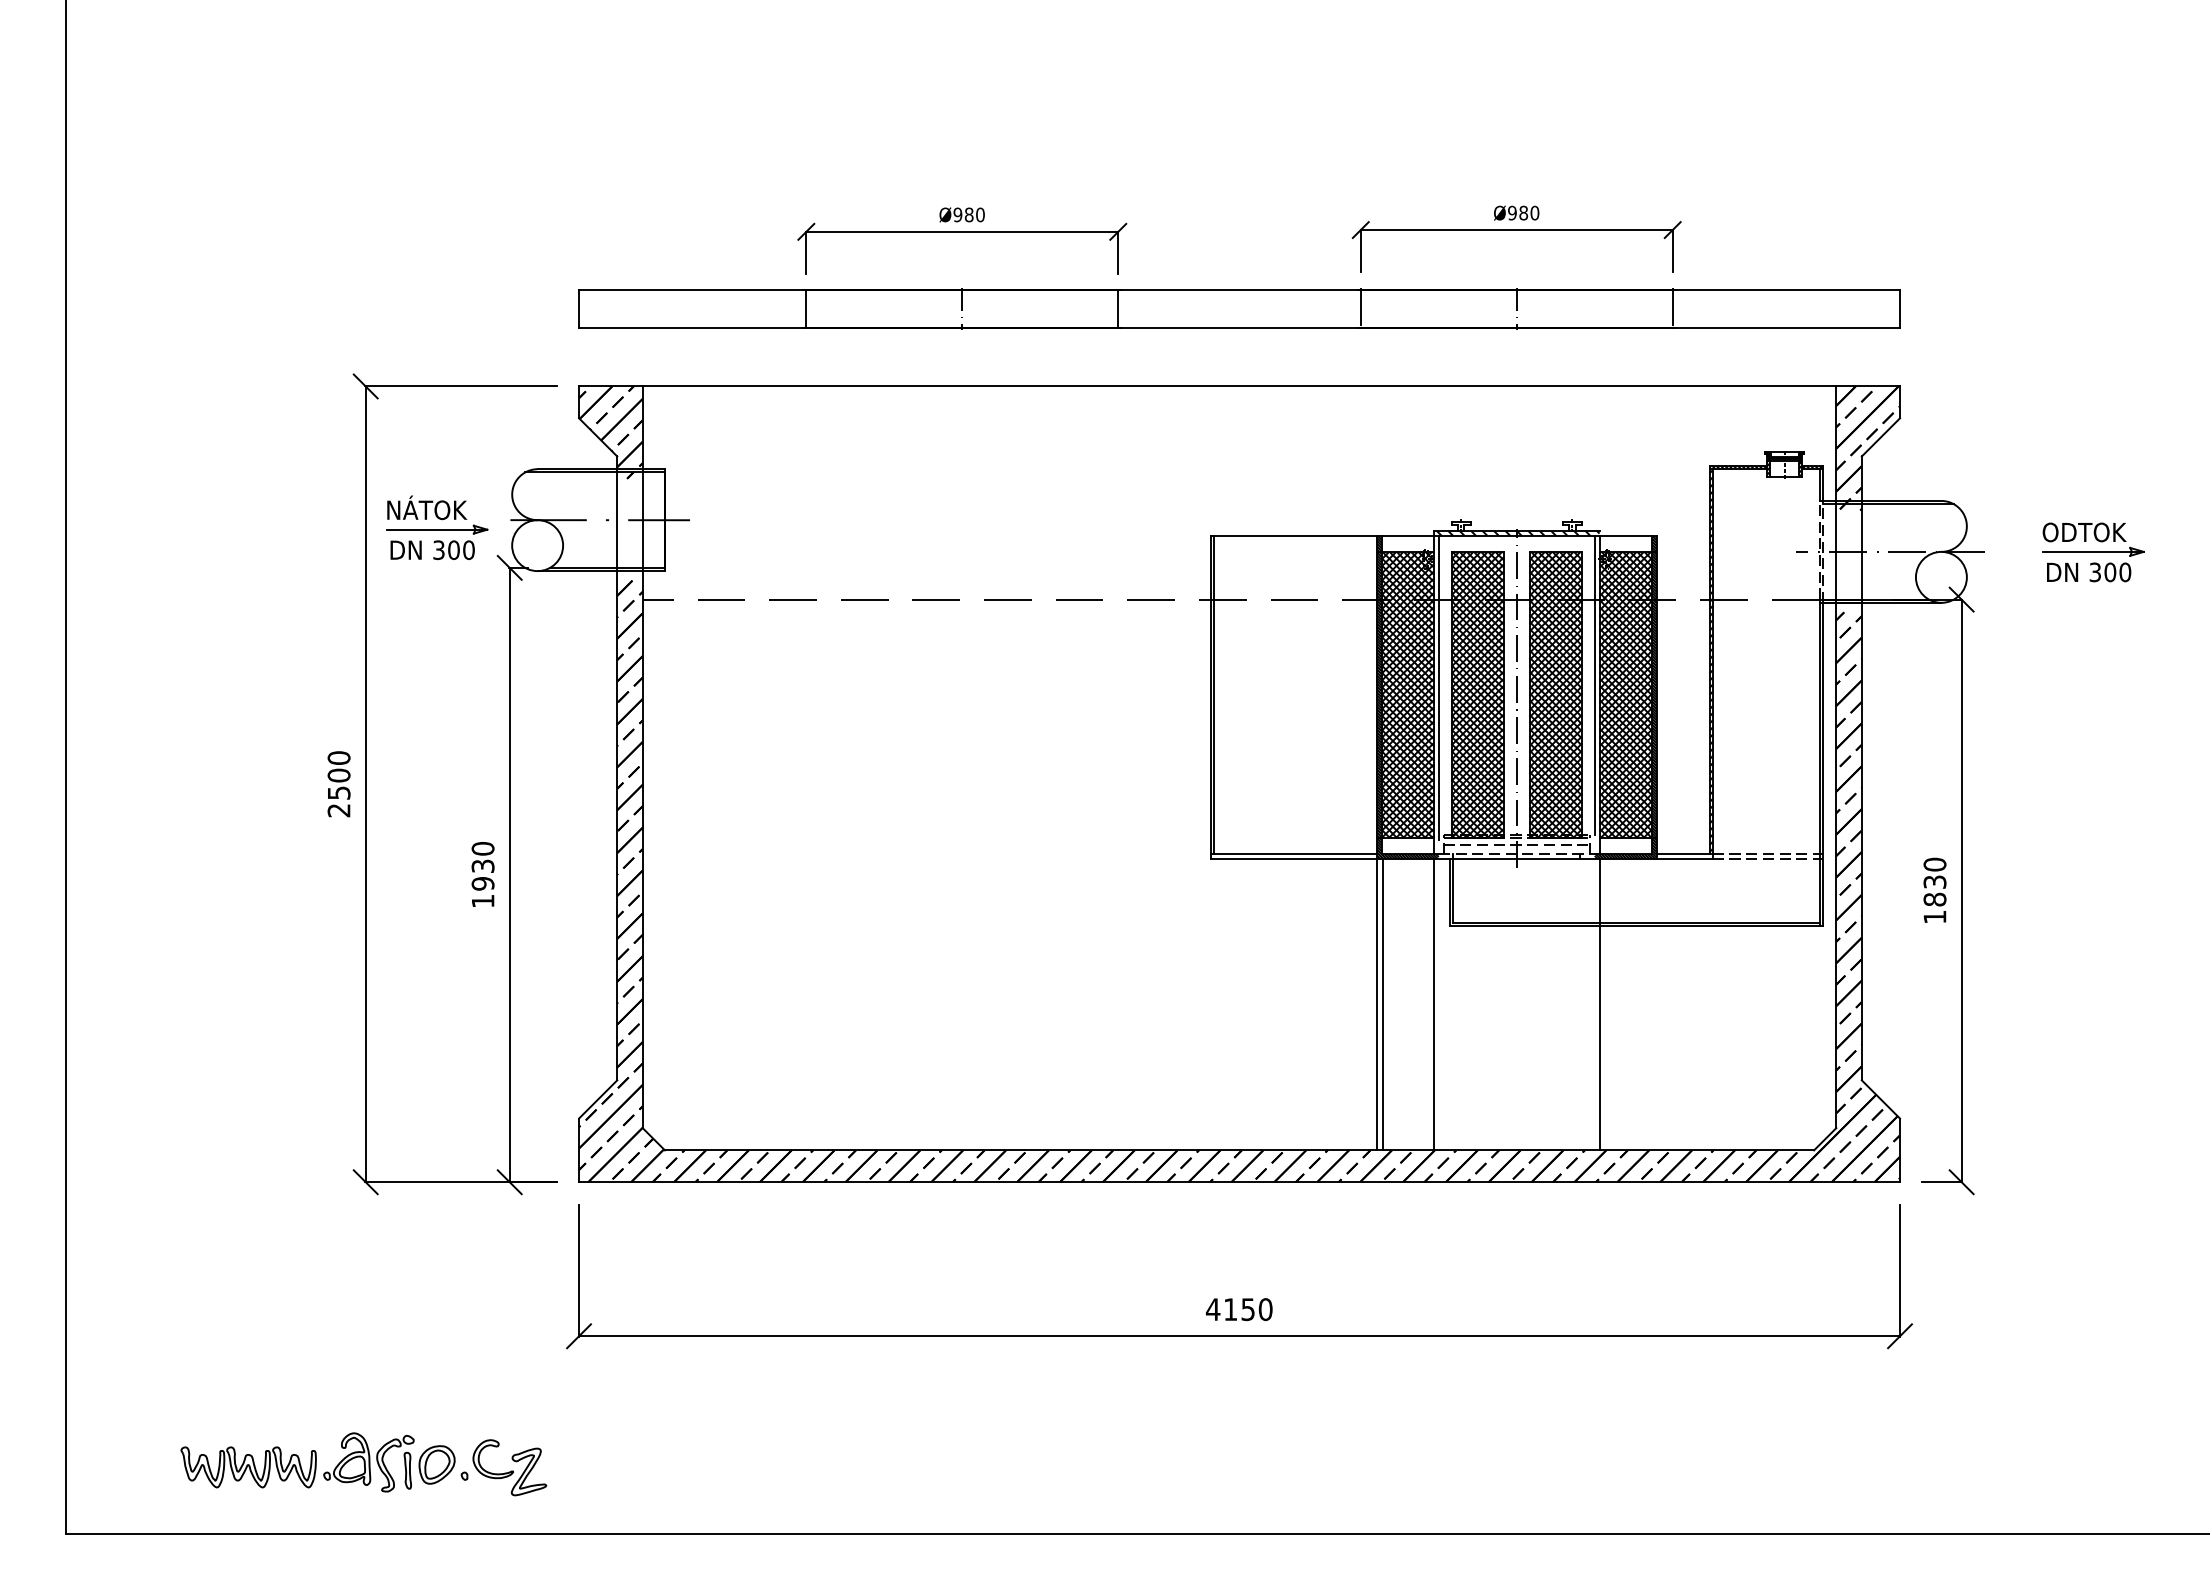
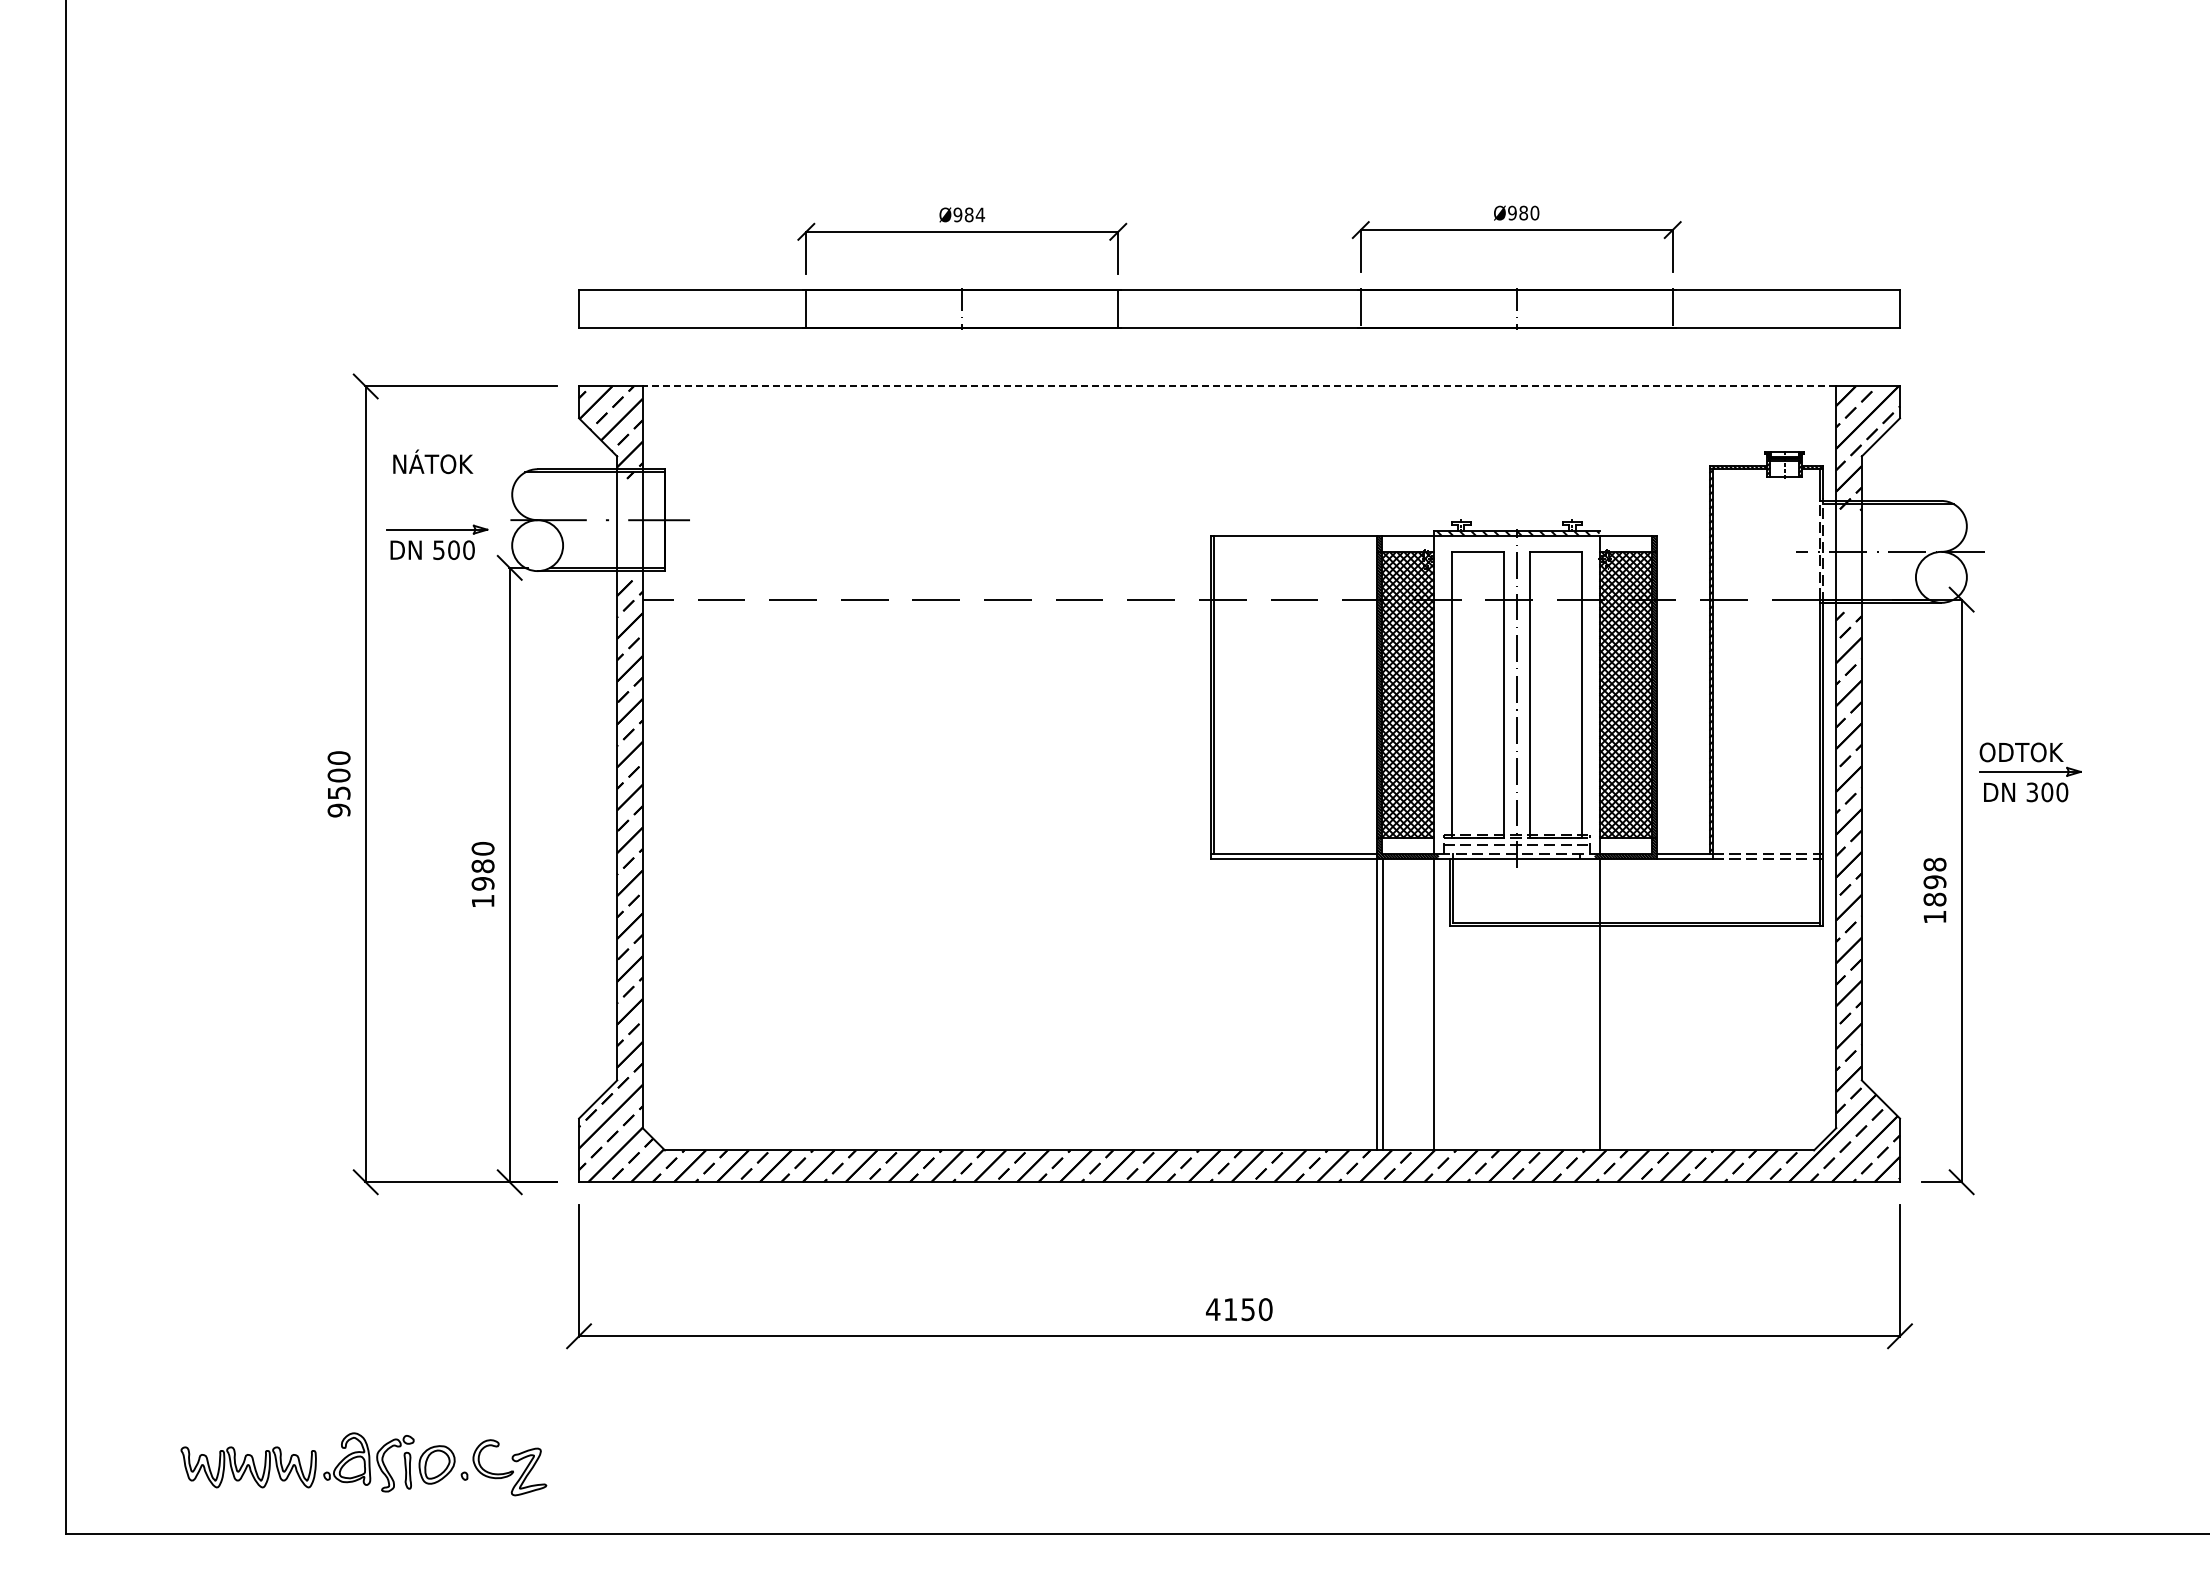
text: Ø980 -> Ø984 (980, 214)
line: solid -> dashed (1239, 386)
text position: (427, 507) -> (433, 461) (433, 461)
text: 300 -> 500 (438, 549)
part position: (2093, 552) -> (2030, 772) (2030, 772)
line: present -> none (1594, 685)
line: present -> none (1438, 687)
hatch: present -> none (1477, 694)
hatch: present -> none (1555, 694)
text: 2500 -> 9500 (338, 810)
text: 1930 -> 1980 (482, 866)
text: 1830 -> 1898 (1934, 873)
